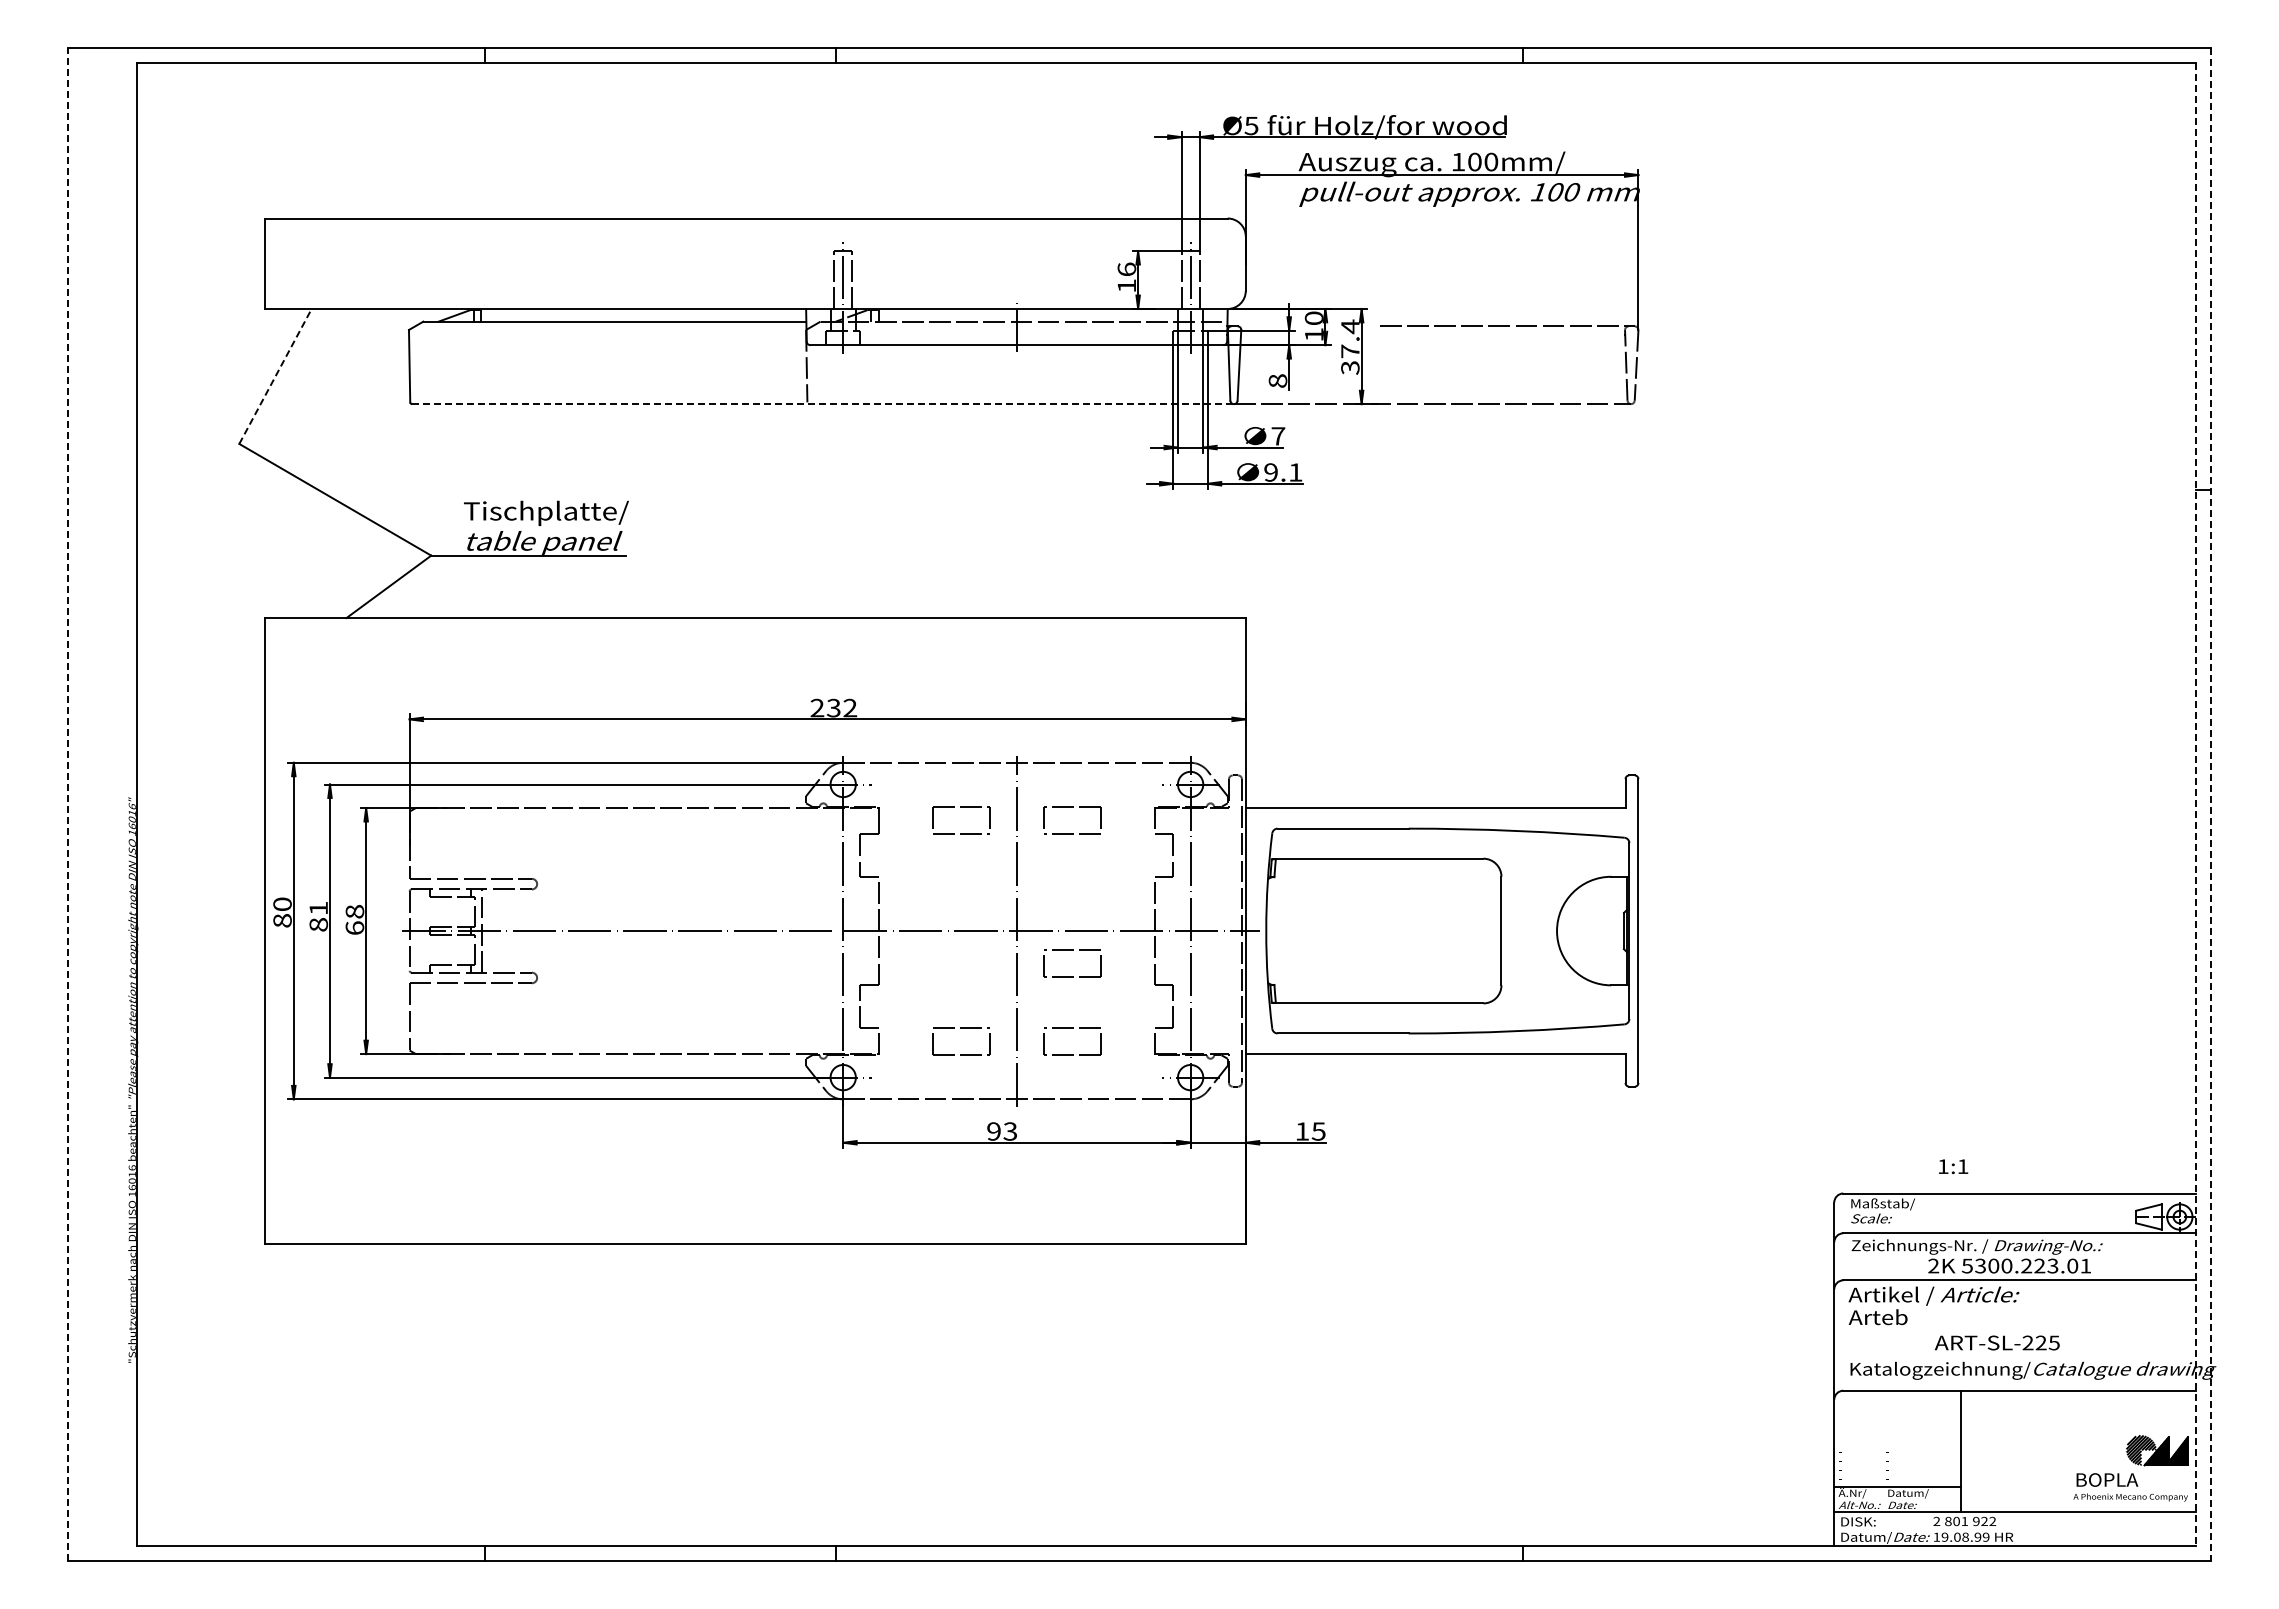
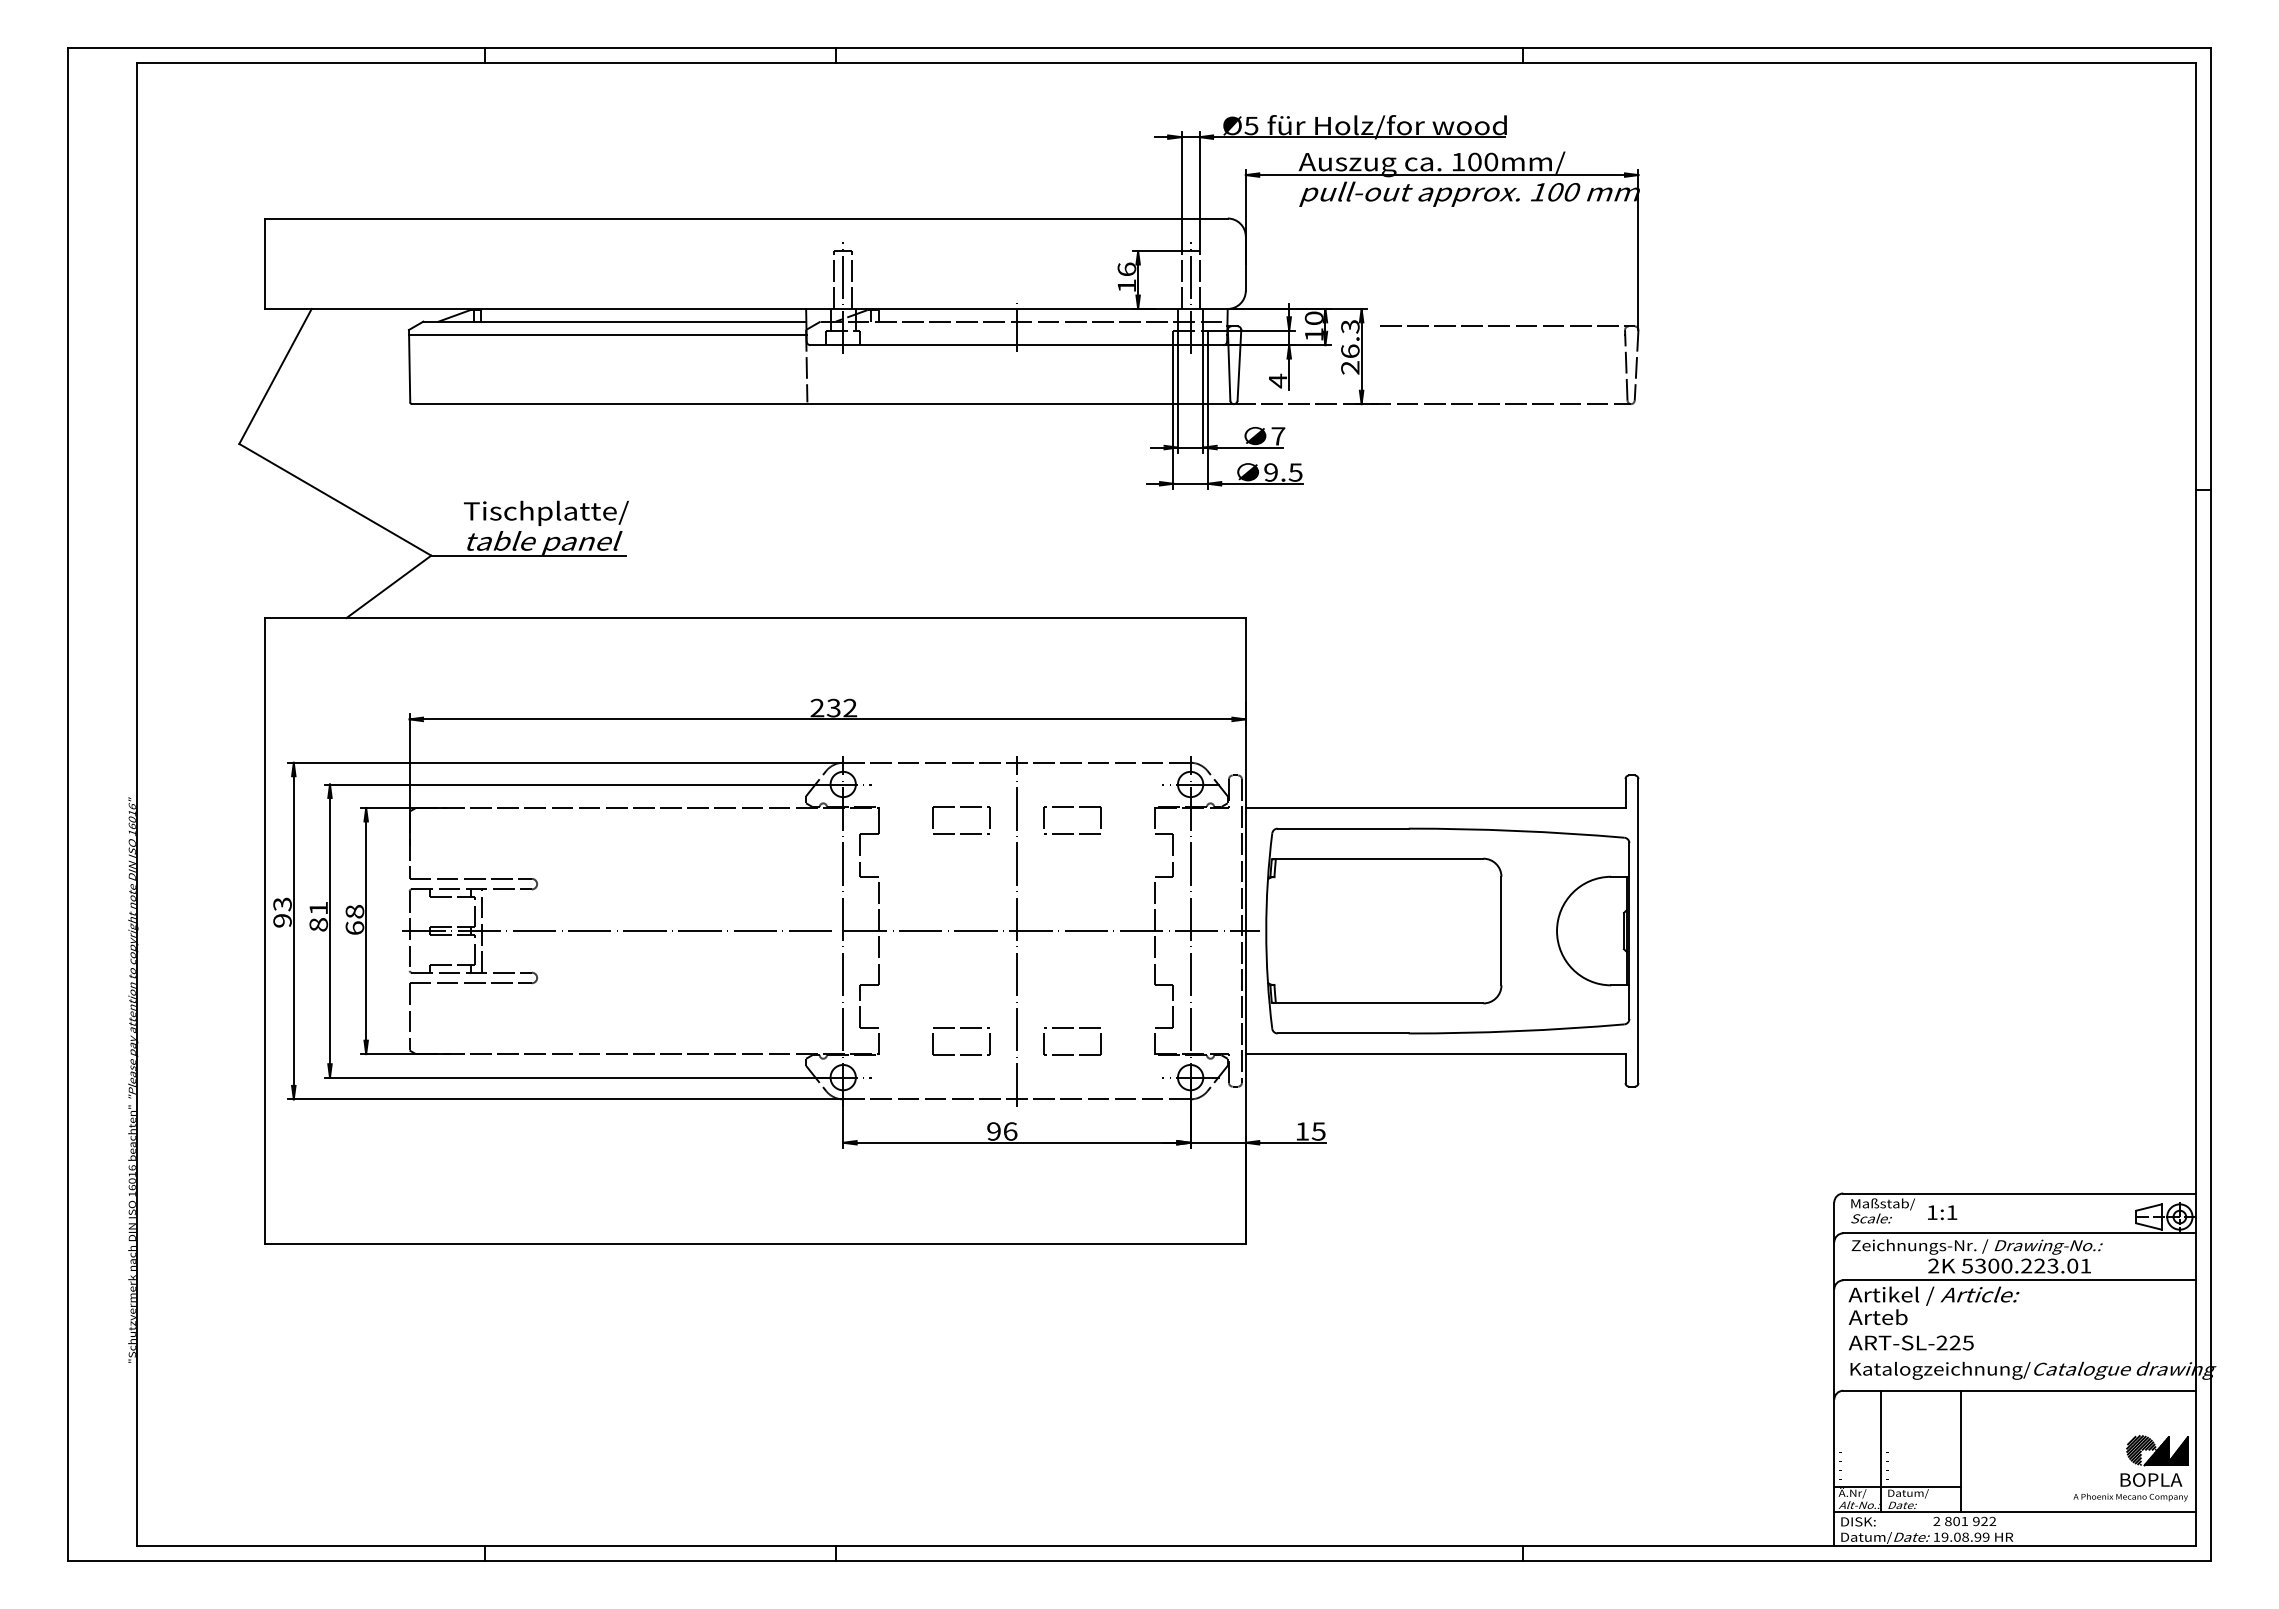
line: none -> present (607, 335)
text: 37.4 -> 26.3 (1350, 346)
line: dashed -> solid (275, 376)
text: 8 -> 4 (1277, 380)
line: dashed -> solid (823, 404)
text: 9.1 -> 9.5 (1295, 472)
line: dashed -> solid (68, 804)
line: dashed -> solid (2196, 804)
line: dashed -> solid (2210, 804)
text: 80 -> 93 (282, 912)
part: present -> none (1072, 950)
text: 93 -> 96 (1010, 1131)
text position: (1953, 1166) -> (1942, 1212) (1942, 1212)
text position: (1997, 1342) -> (1911, 1342) (1911, 1342)
line: none -> present (1881, 1450)
text position: (2107, 1479) -> (2151, 1479) (2151, 1479)
